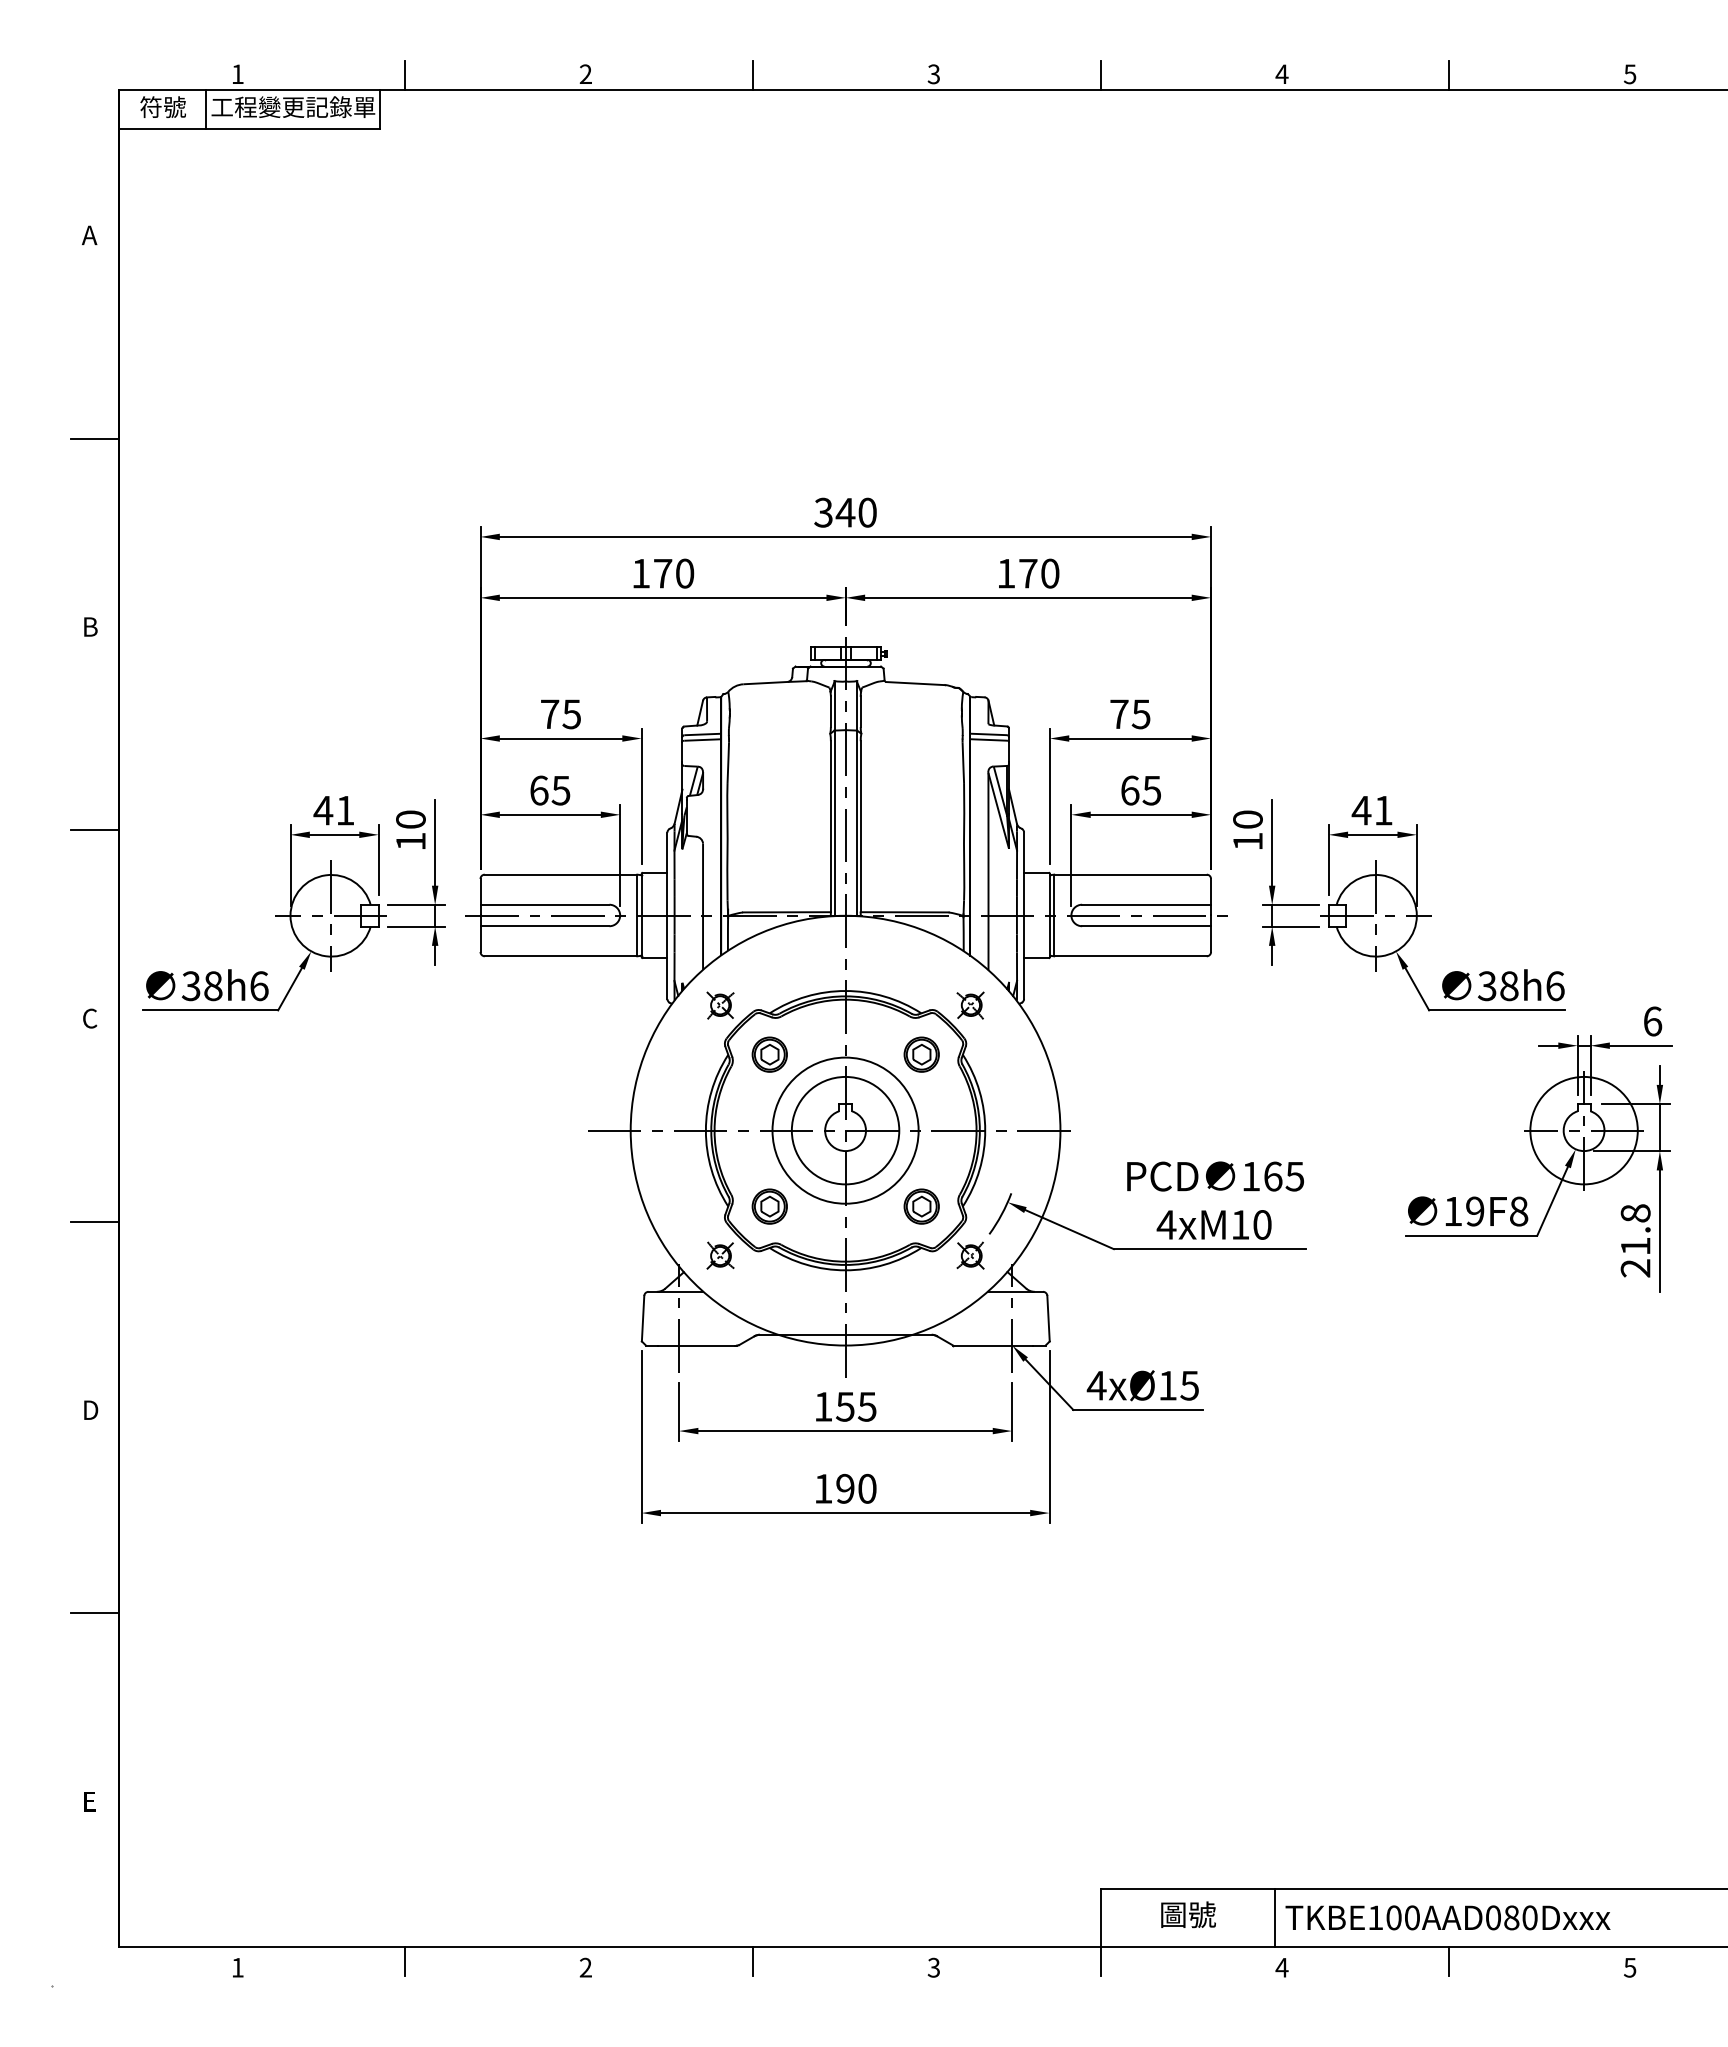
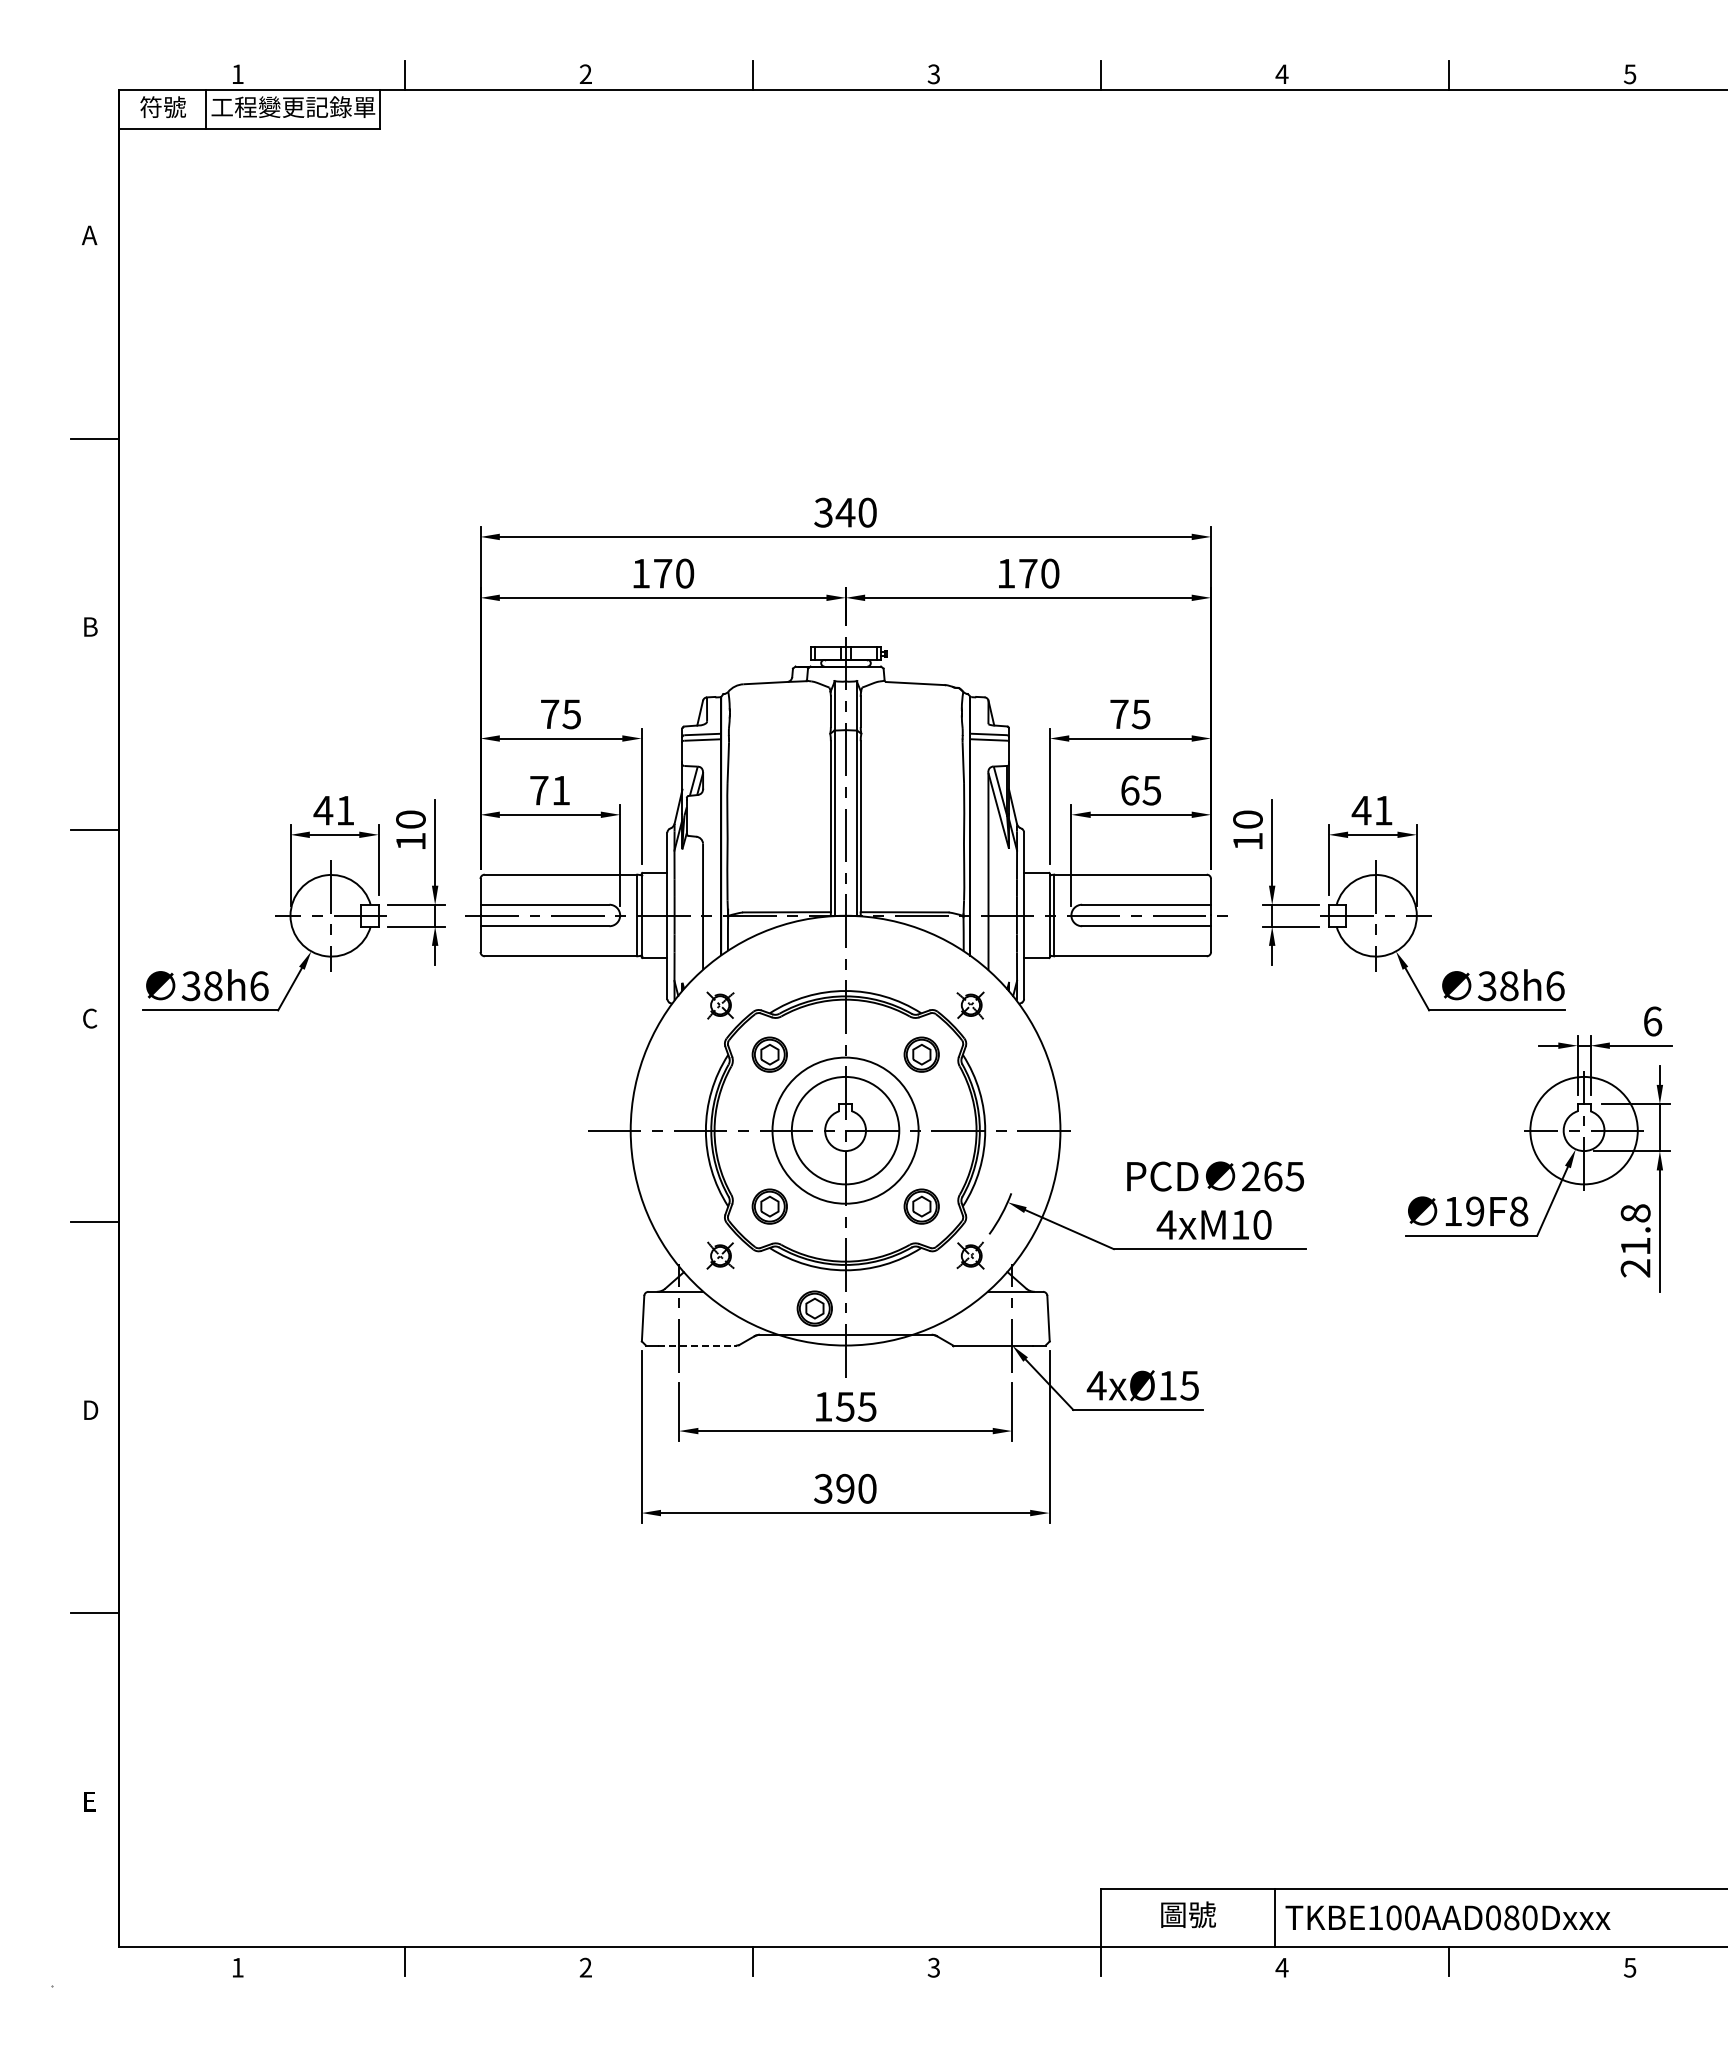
text: 65 -> 71 (550, 790)
text: 165 -> 265 (1251, 1176)
part: none -> present (814, 1308)
line: solid -> dashed (697, 1345)
text: 190 -> 390 (823, 1488)
